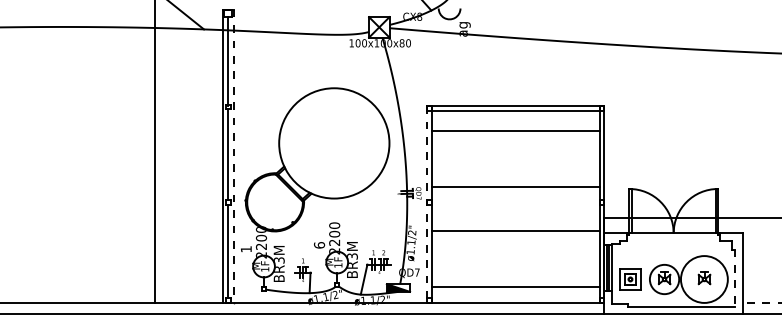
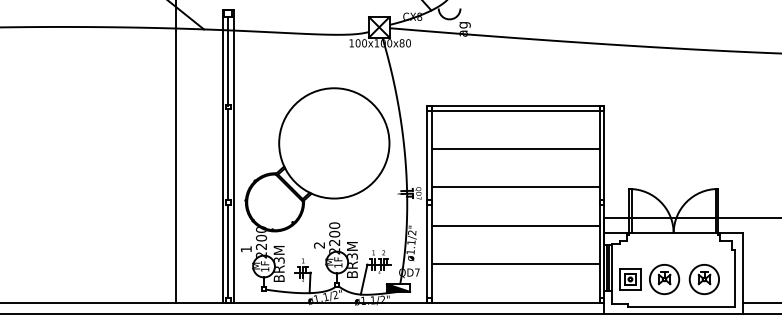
line position: (515, 130) -> (515, 148) (515, 148)
line position: (155, 152) -> (176, 152) (176, 152)
line: dashed -> solid (234, 156)
line: dashed -> solid (426, 204)
line position: (515, 230) -> (515, 225) (515, 225)
text: 6 -> 2 (319, 245)
line: dashed -> solid (735, 278)
circle diameter: 47 px -> 29 px (704, 279)
line position: (515, 287) -> (515, 264) (515, 264)
line: dashed -> solid (762, 302)
